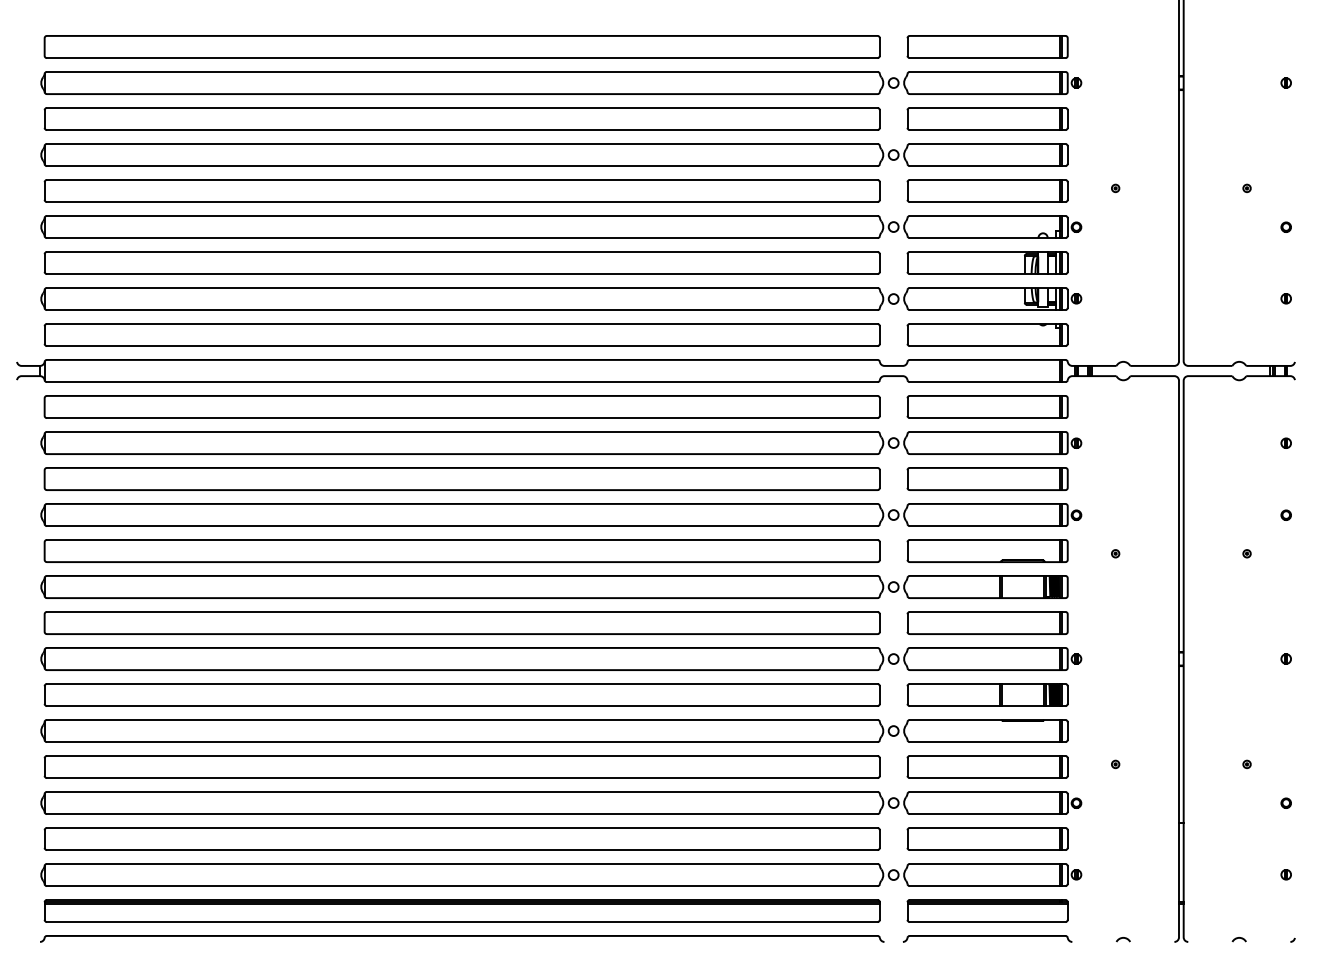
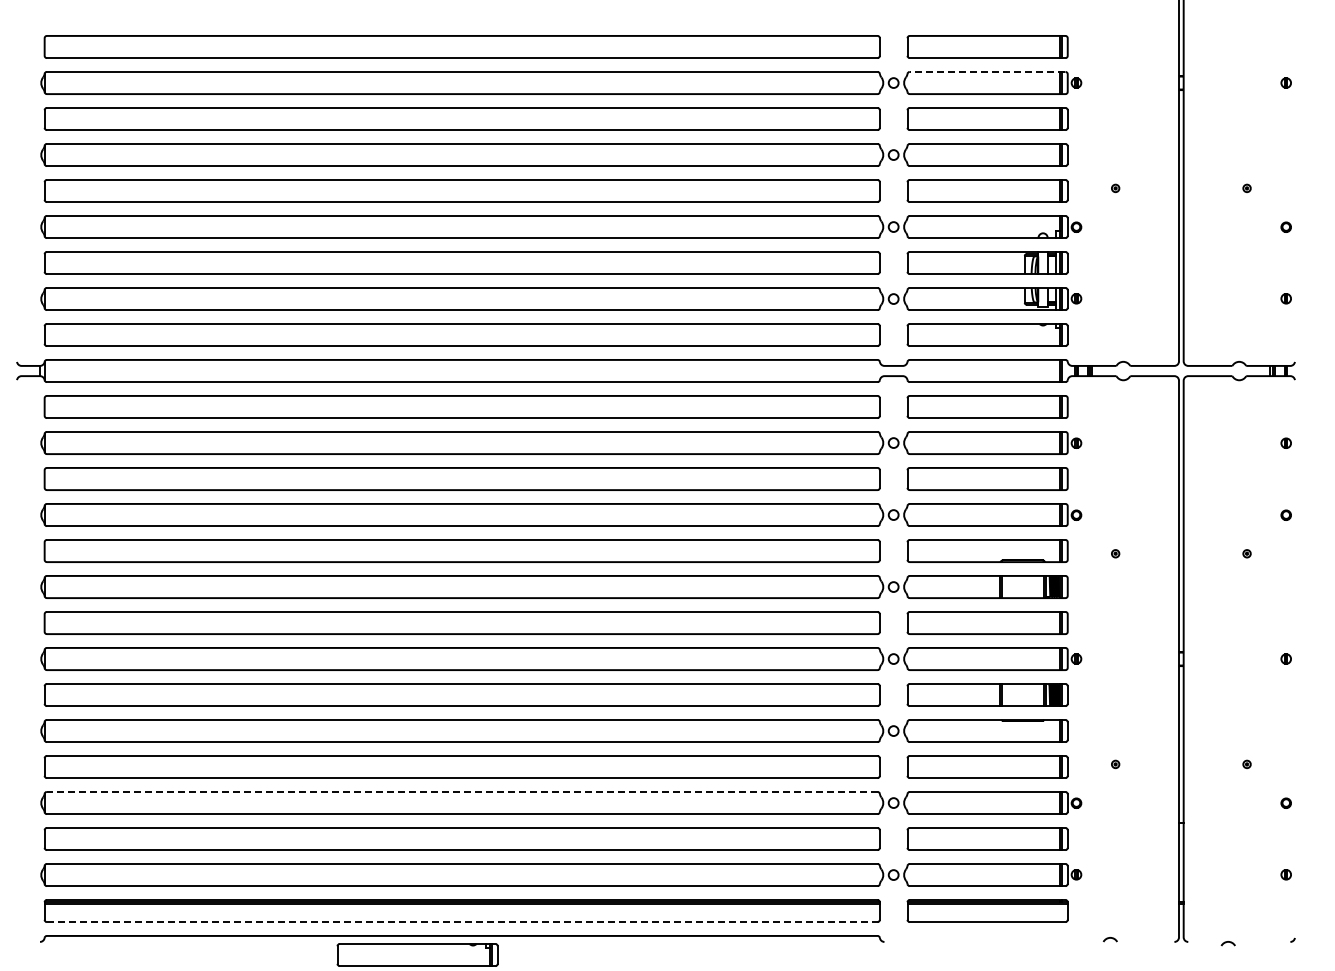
line: solid -> dashed (987, 71)
line: solid -> dashed (461, 791)
line: solid -> dashed (462, 922)
part: present -> none (987, 938)
arc position: (1122, 938) -> (1109, 938) (1109, 938)
arc position: (1238, 938) -> (1227, 942) (1227, 942)
part: none -> present (417, 954)
